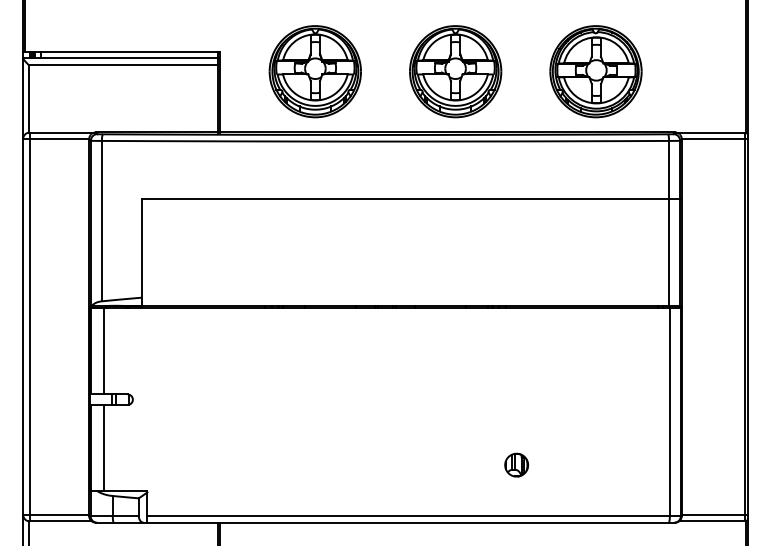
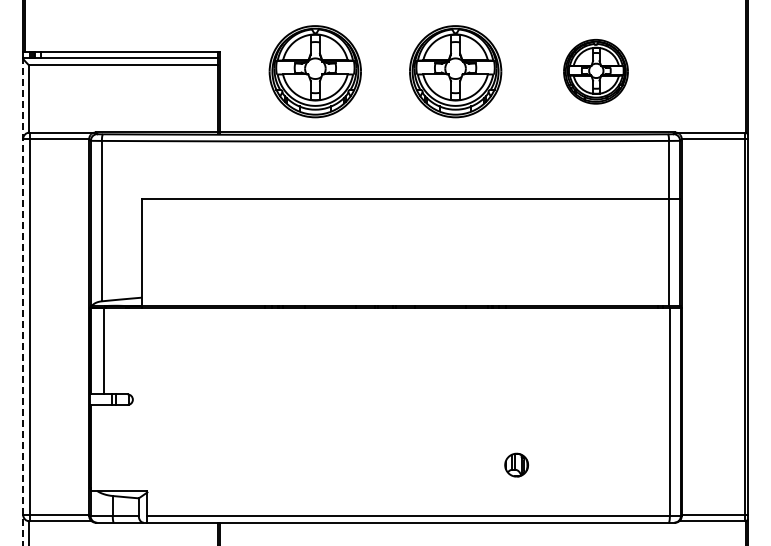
part size: 94x94 px -> 66x66 px (595, 71)
line: solid -> dashed (23, 301)
line: present -> none (104, 447)
